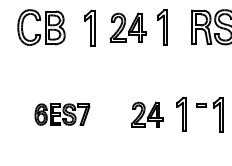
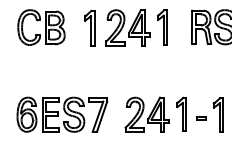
part size: 38x31 px -> 46x38 px (127, 27)
part position: (201, 105) -> (201, 118) (201, 118)
part size: 57x23 px -> 93x37 px (62, 114)
part size: 33x27 px -> 46x37 px (146, 114)
